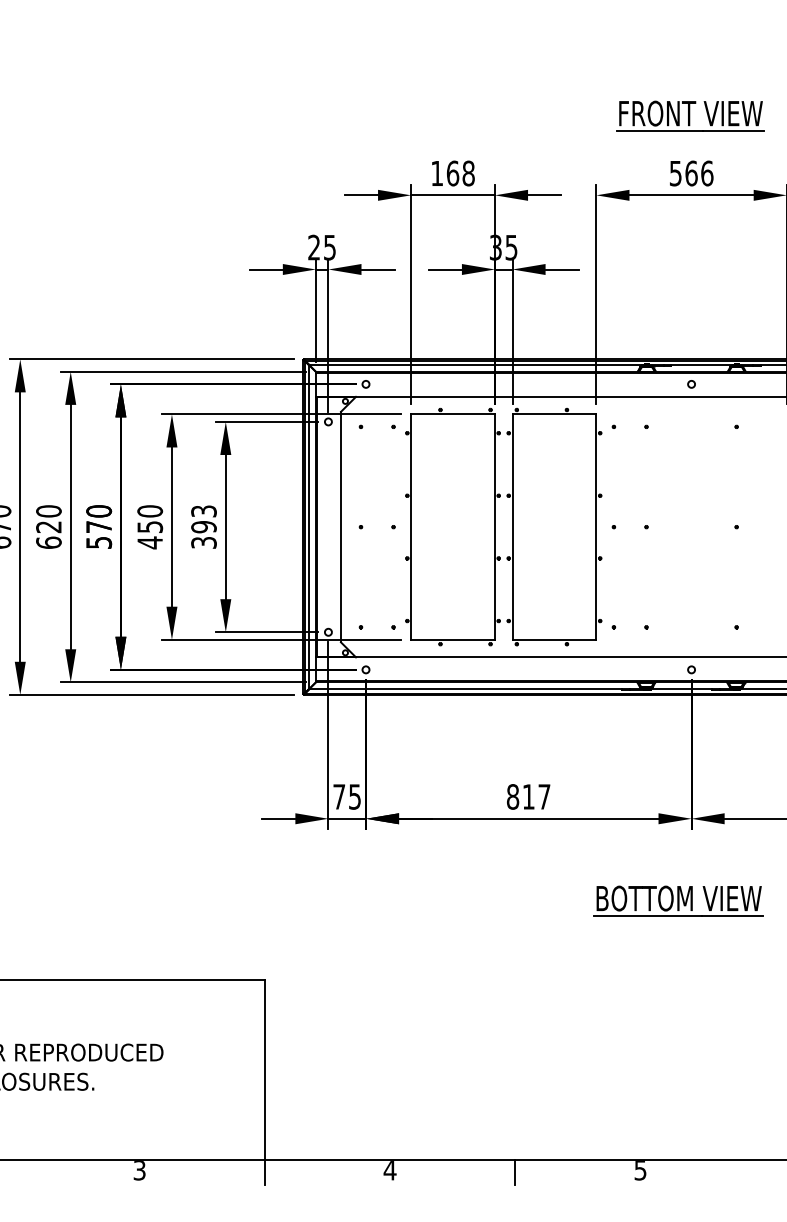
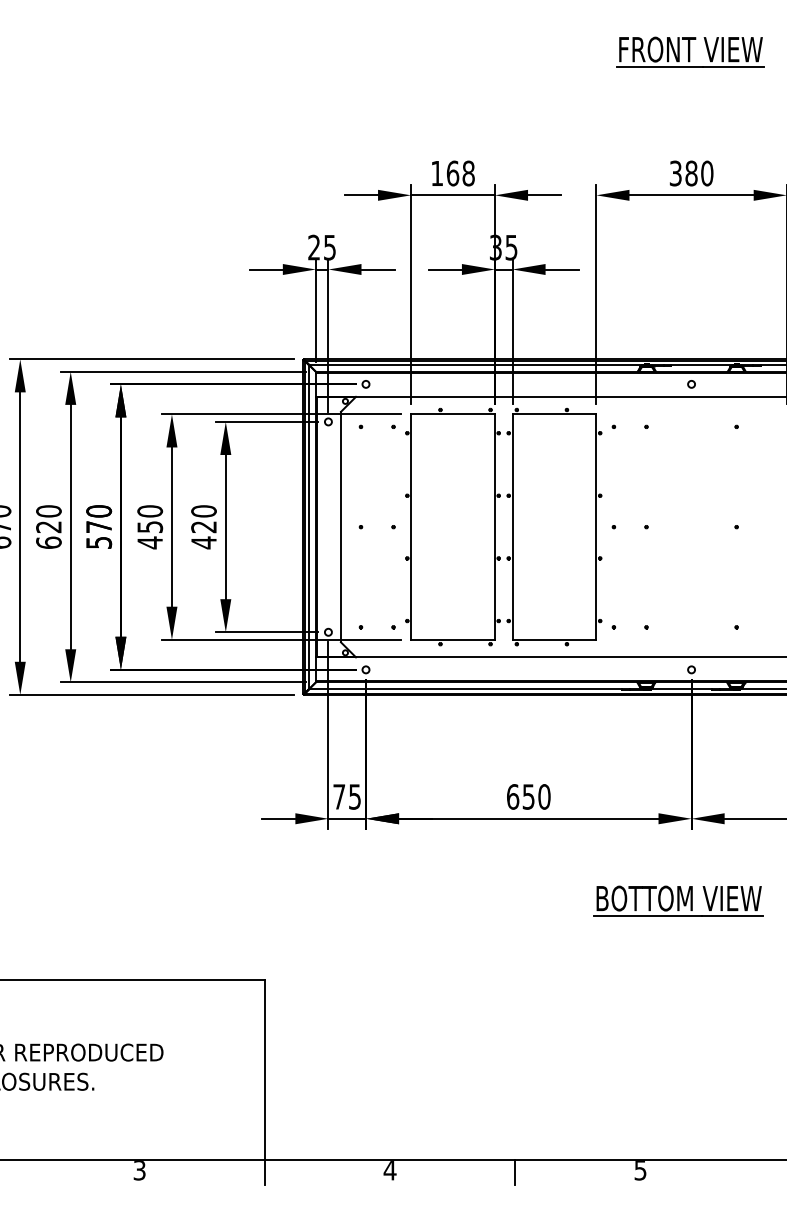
part position: (690, 115) -> (690, 51) (690, 51)
text: 566 -> 380 (691, 173)
text: 393 -> 420 (203, 527)
text: 817 -> 650 (528, 796)
